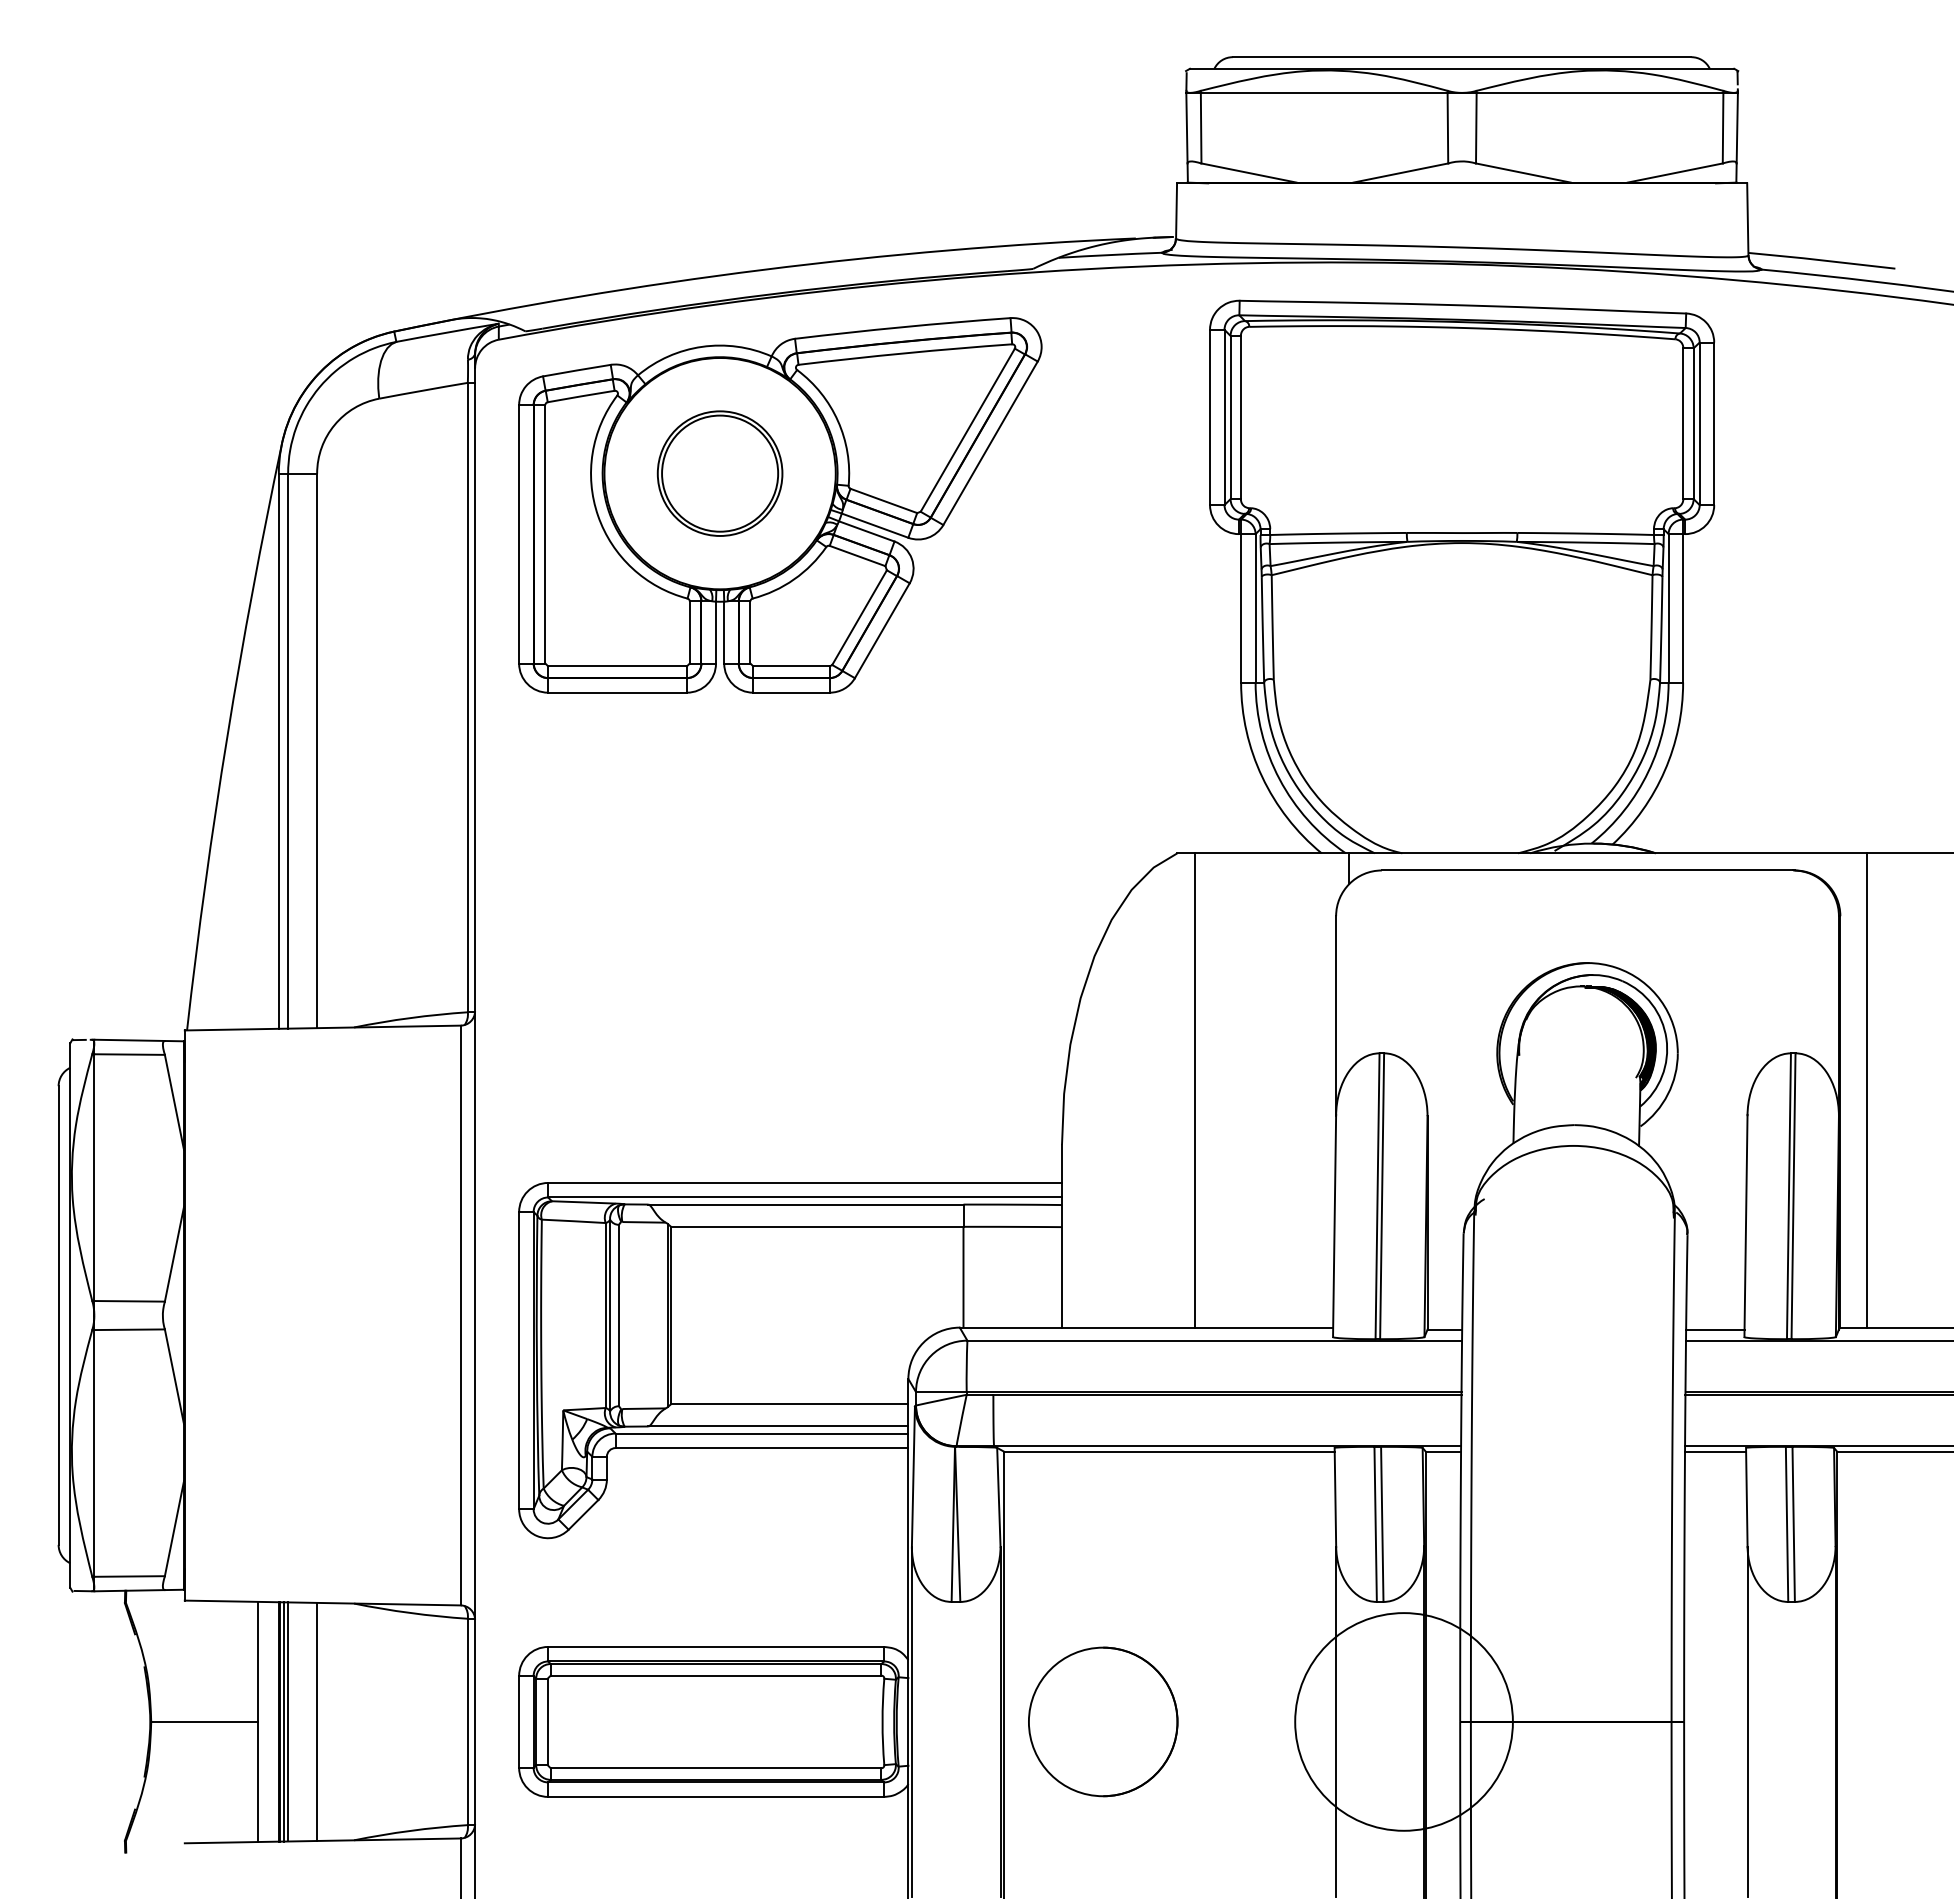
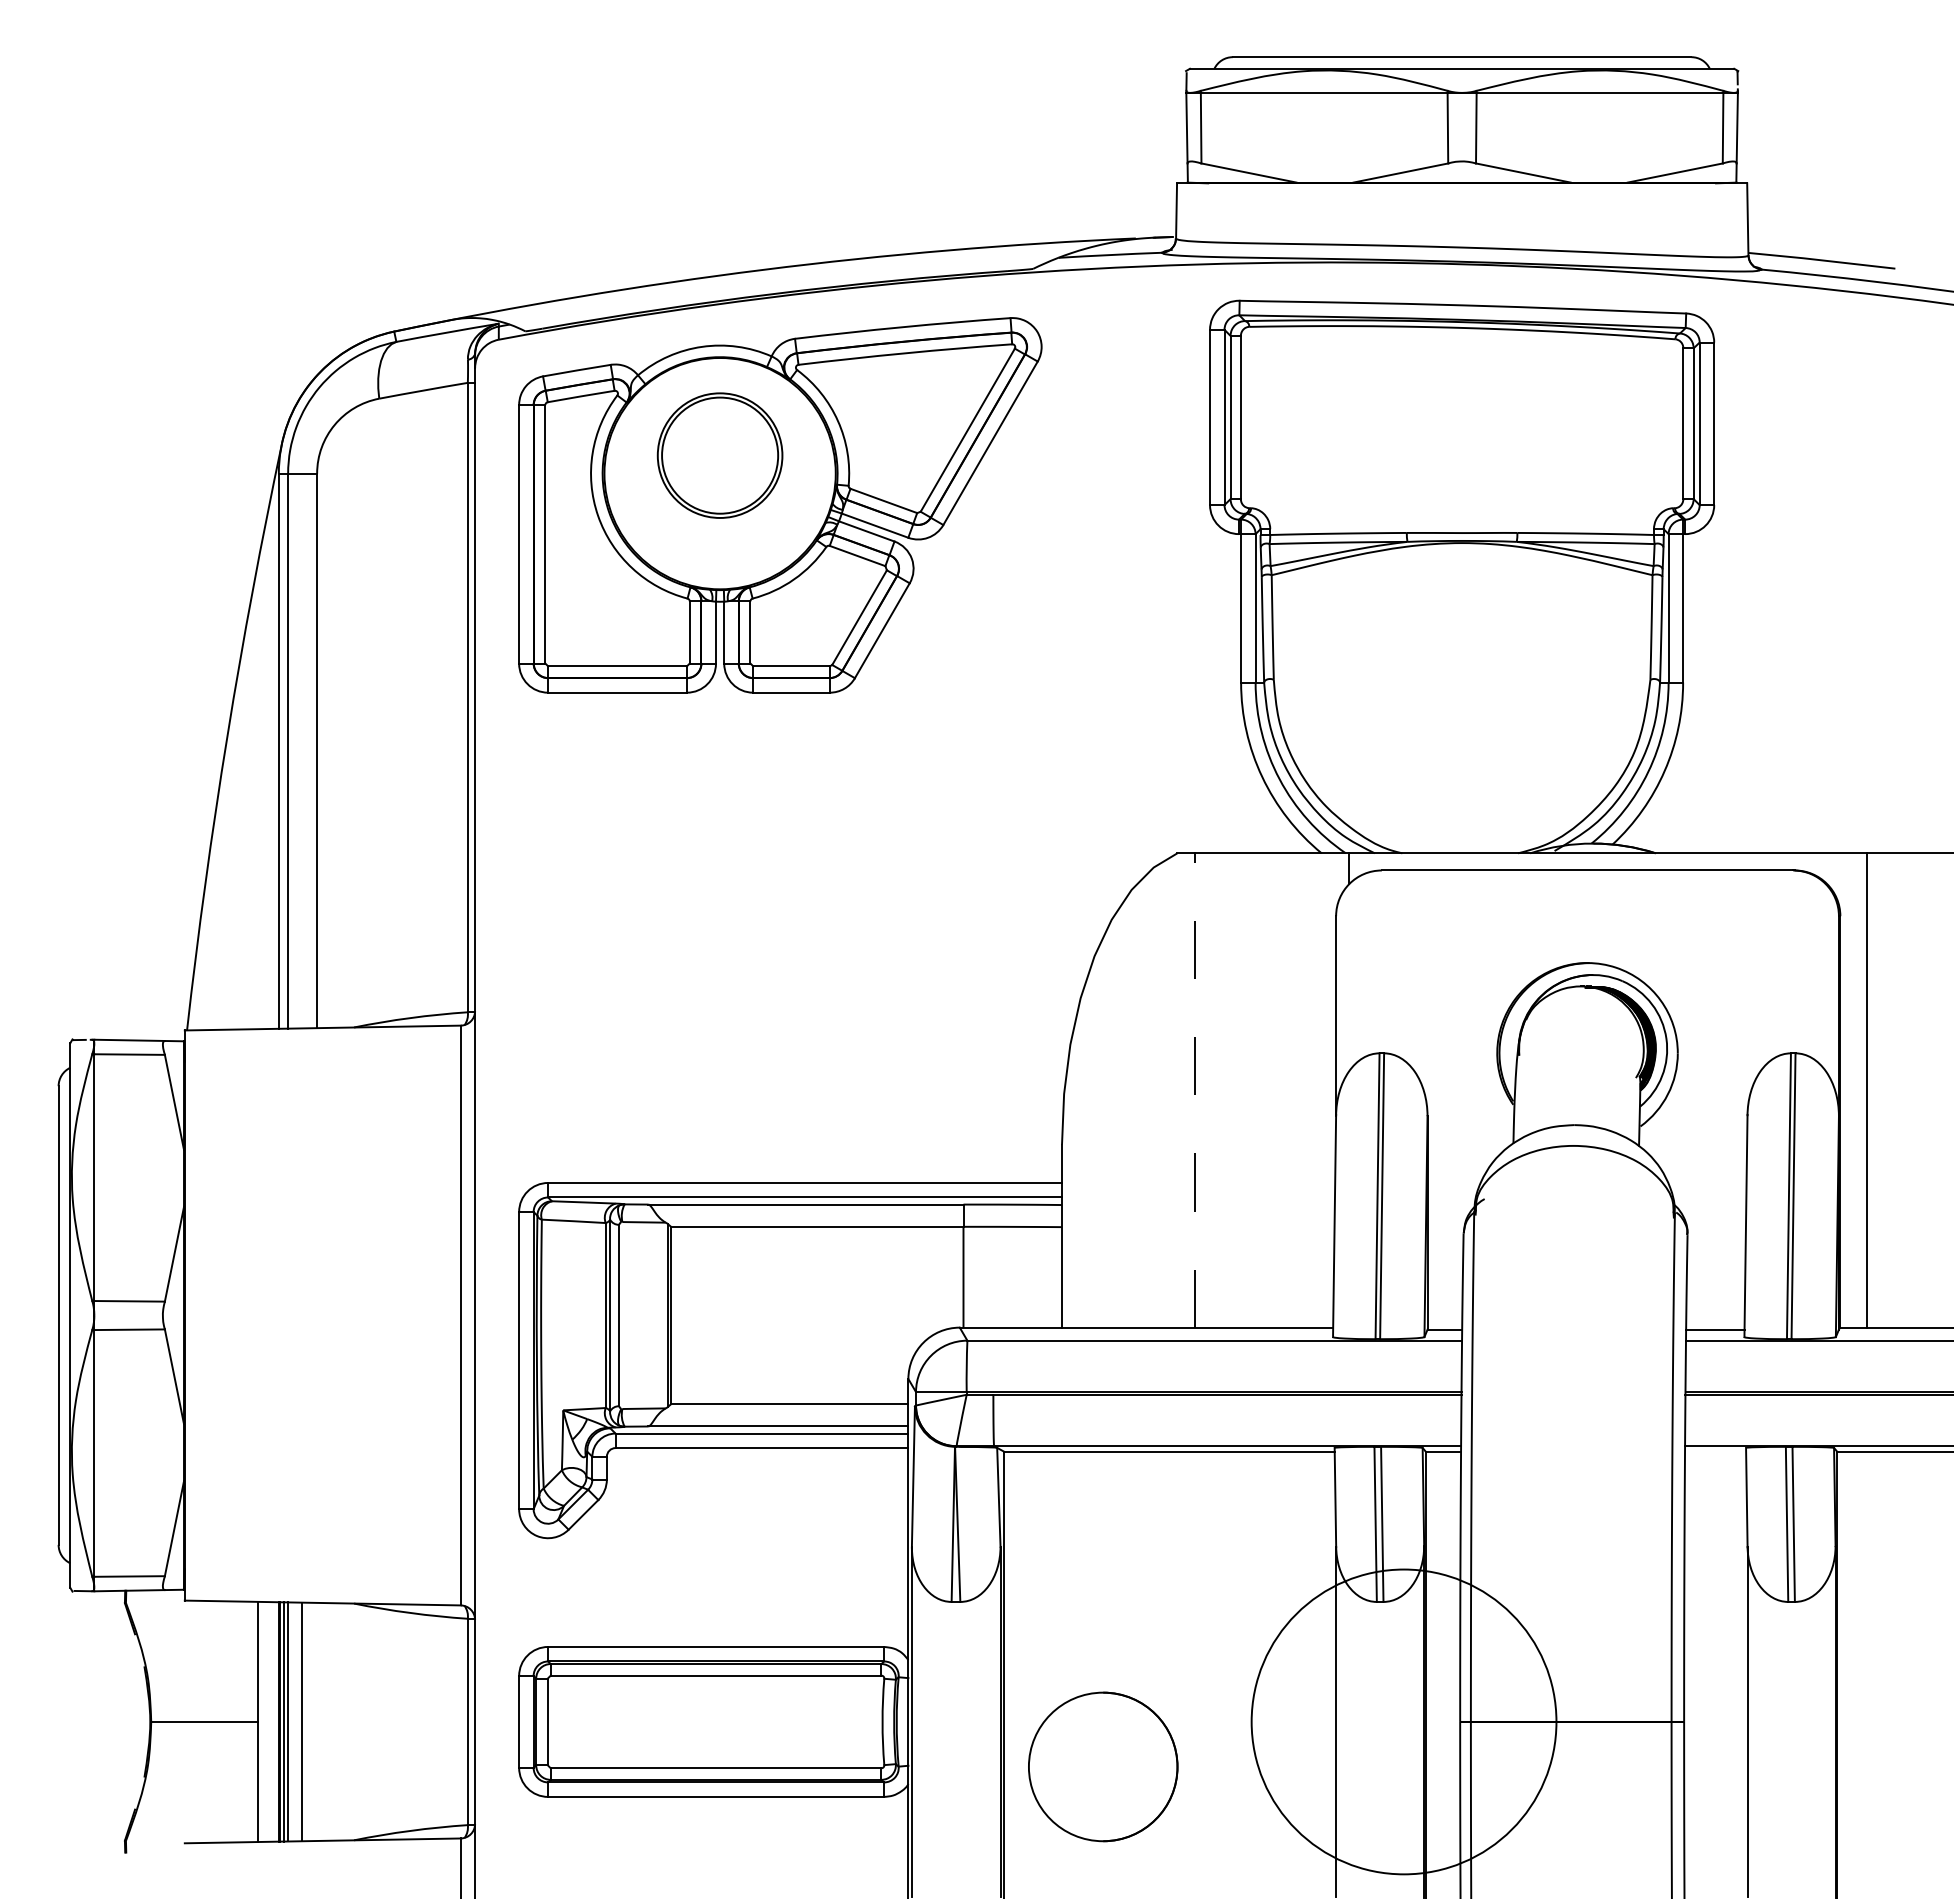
part position: (719, 473) -> (719, 455) (719, 455)
line: solid -> dashed (1195, 1089)
line: present -> none (1715, 1451)
line position: (317, 1721) -> (302, 1721) (302, 1721)
part position: (1103, 1721) -> (1103, 1766) (1103, 1766)
circle diameter: 218 px -> 305 px (1403, 1721)
